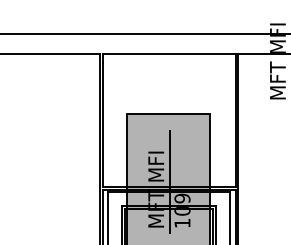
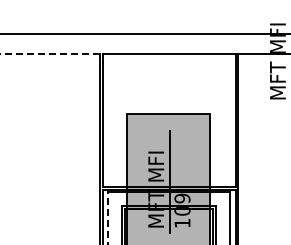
line: solid -> dashed (50, 54)
line: solid -> dashed (108, 217)
